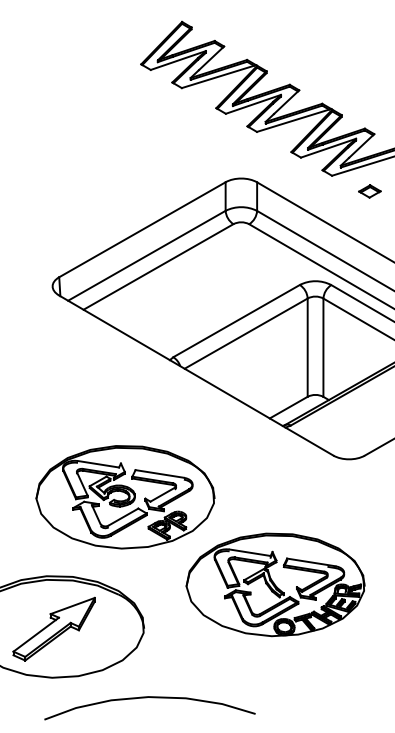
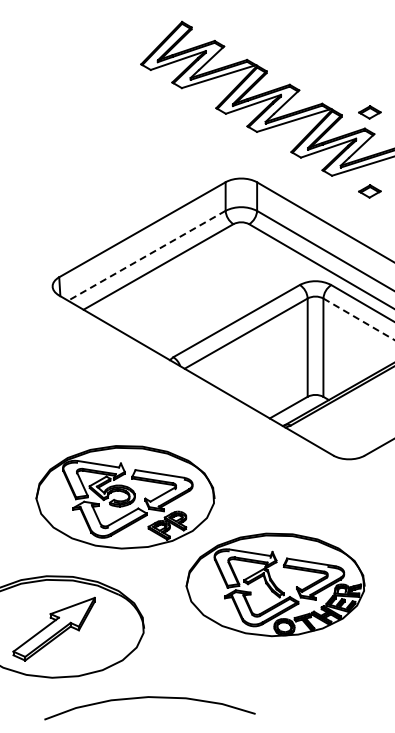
part: none -> present (369, 112)
line: solid -> dashed (146, 255)
line: solid -> dashed (359, 319)
